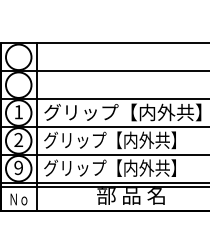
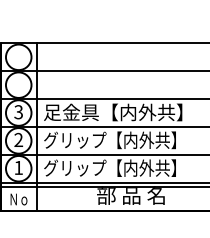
text: 1 -> 3 (18, 112)
text: グリップ【内外共】 -> 足金具【内外共】 (122, 112)
text: 9 -> 1 (18, 167)
